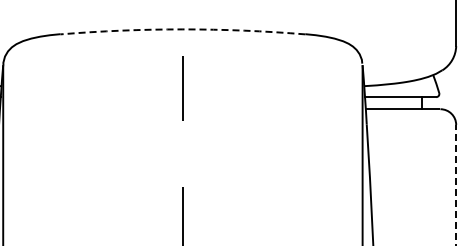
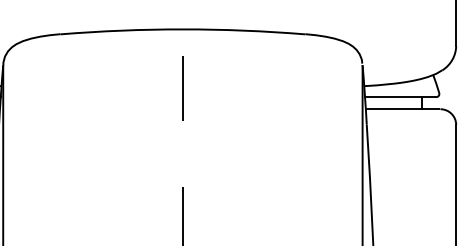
arc: dashed -> solid (182, 29)
line: dashed -> solid (456, 184)
